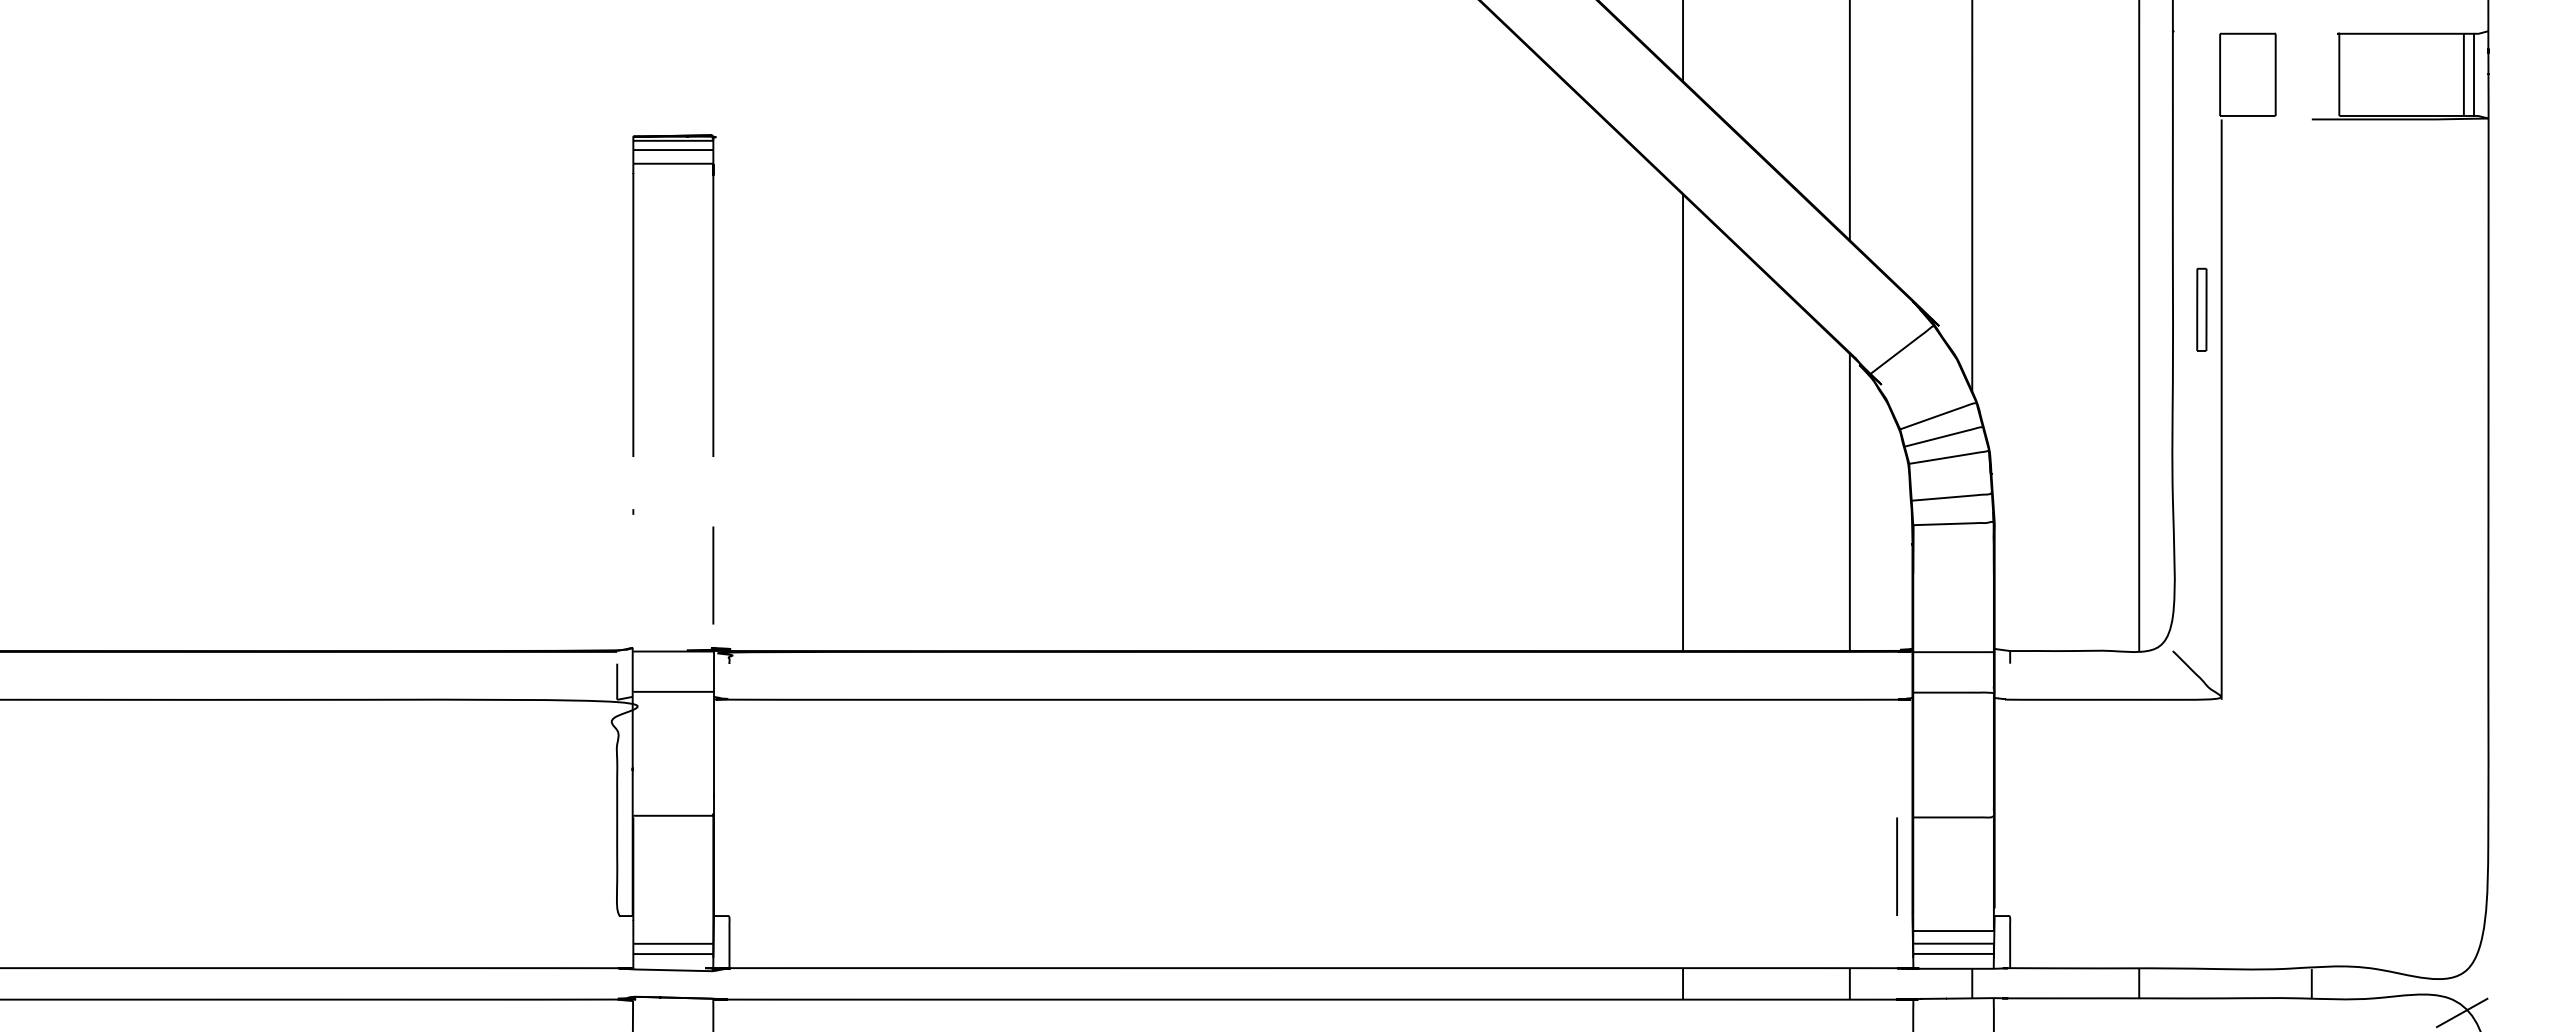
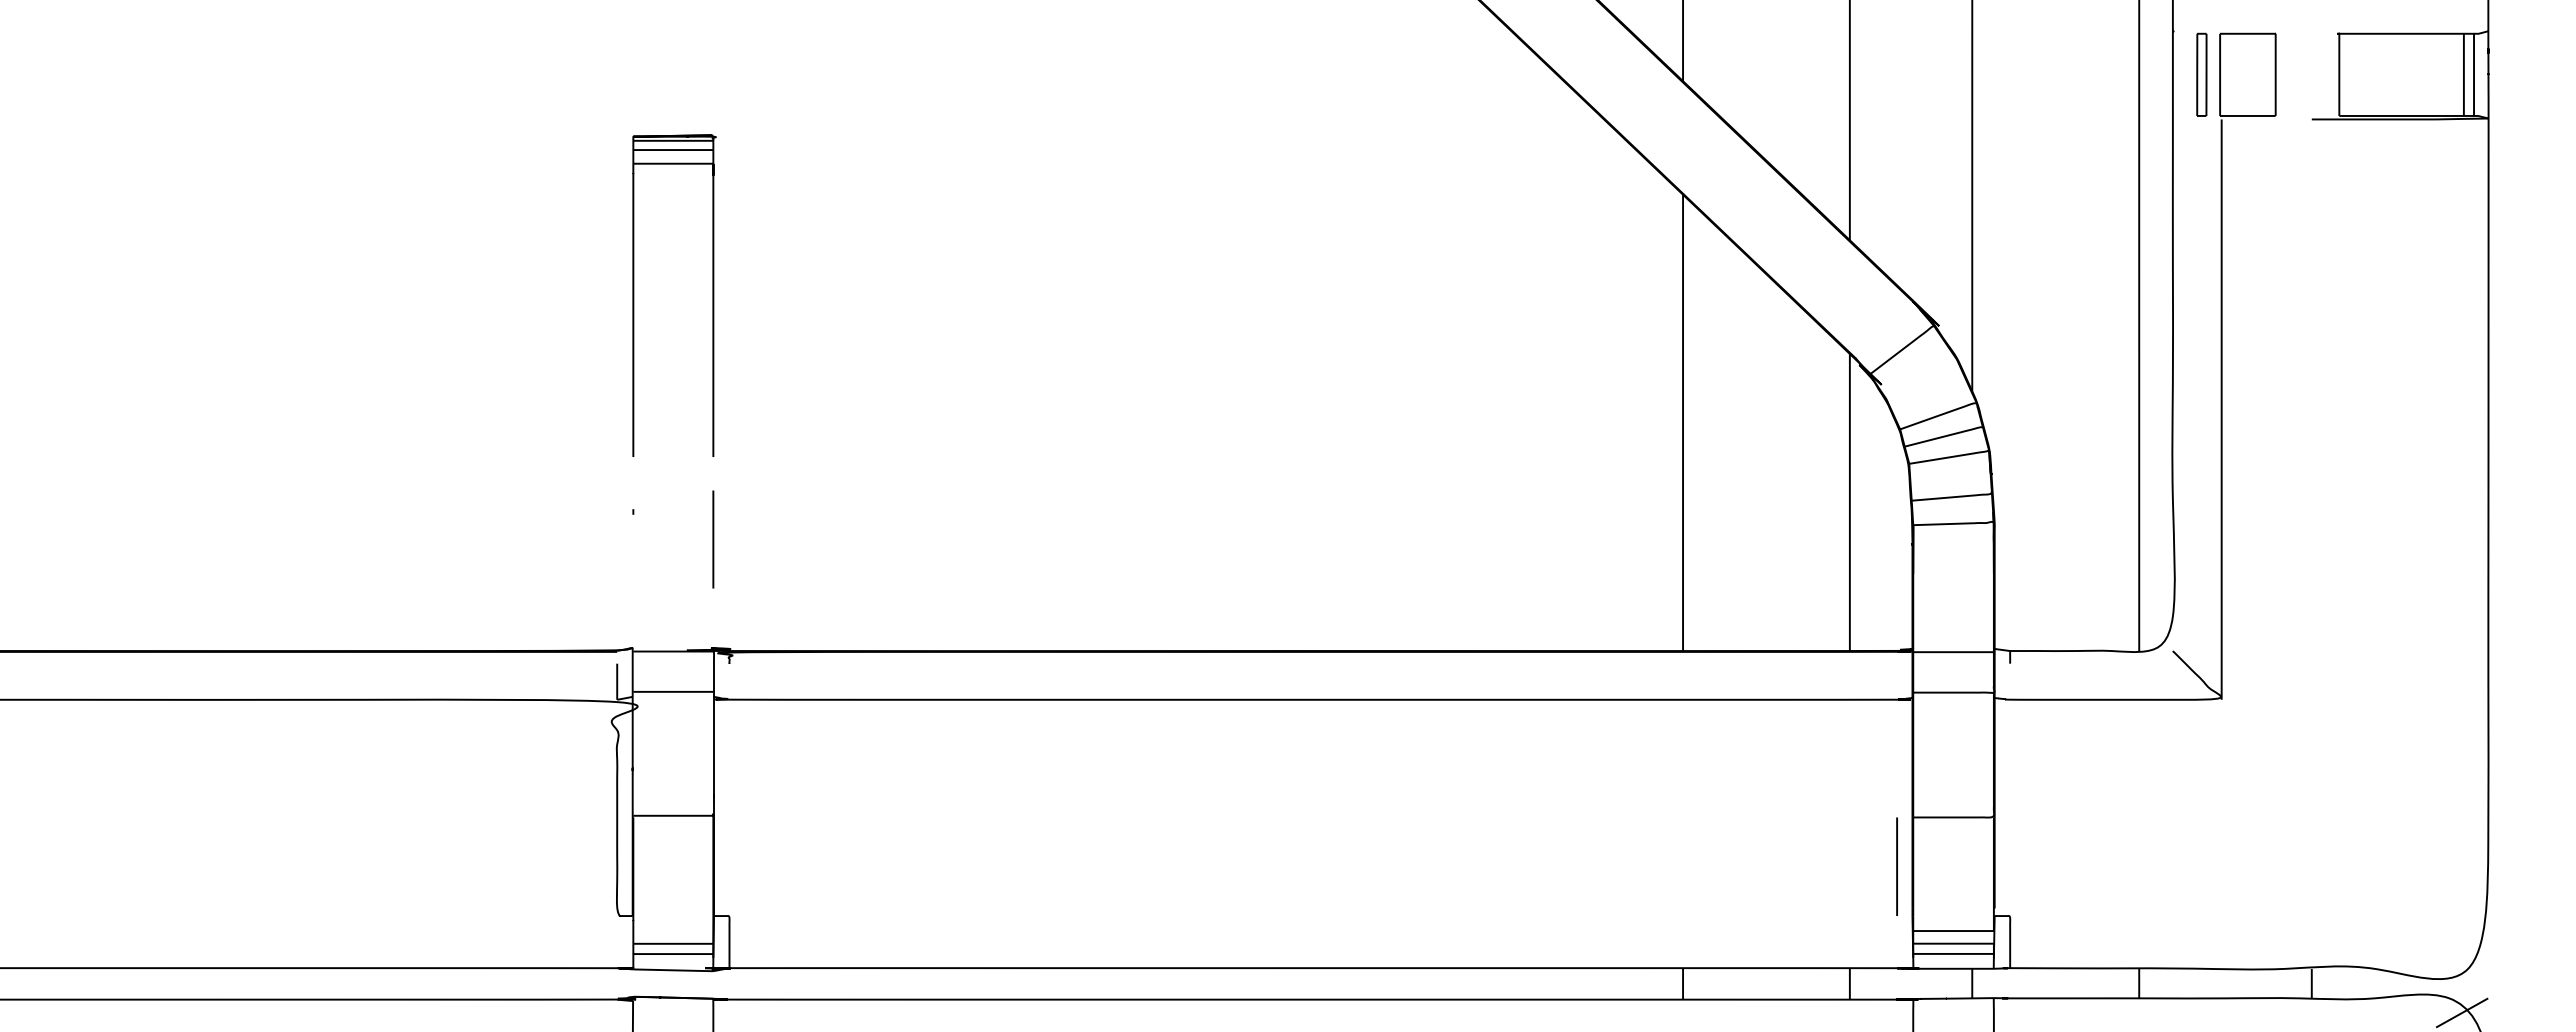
part position: (2201, 309) -> (2201, 74) (2201, 74)
line position: (713, 575) -> (713, 539) (713, 539)
